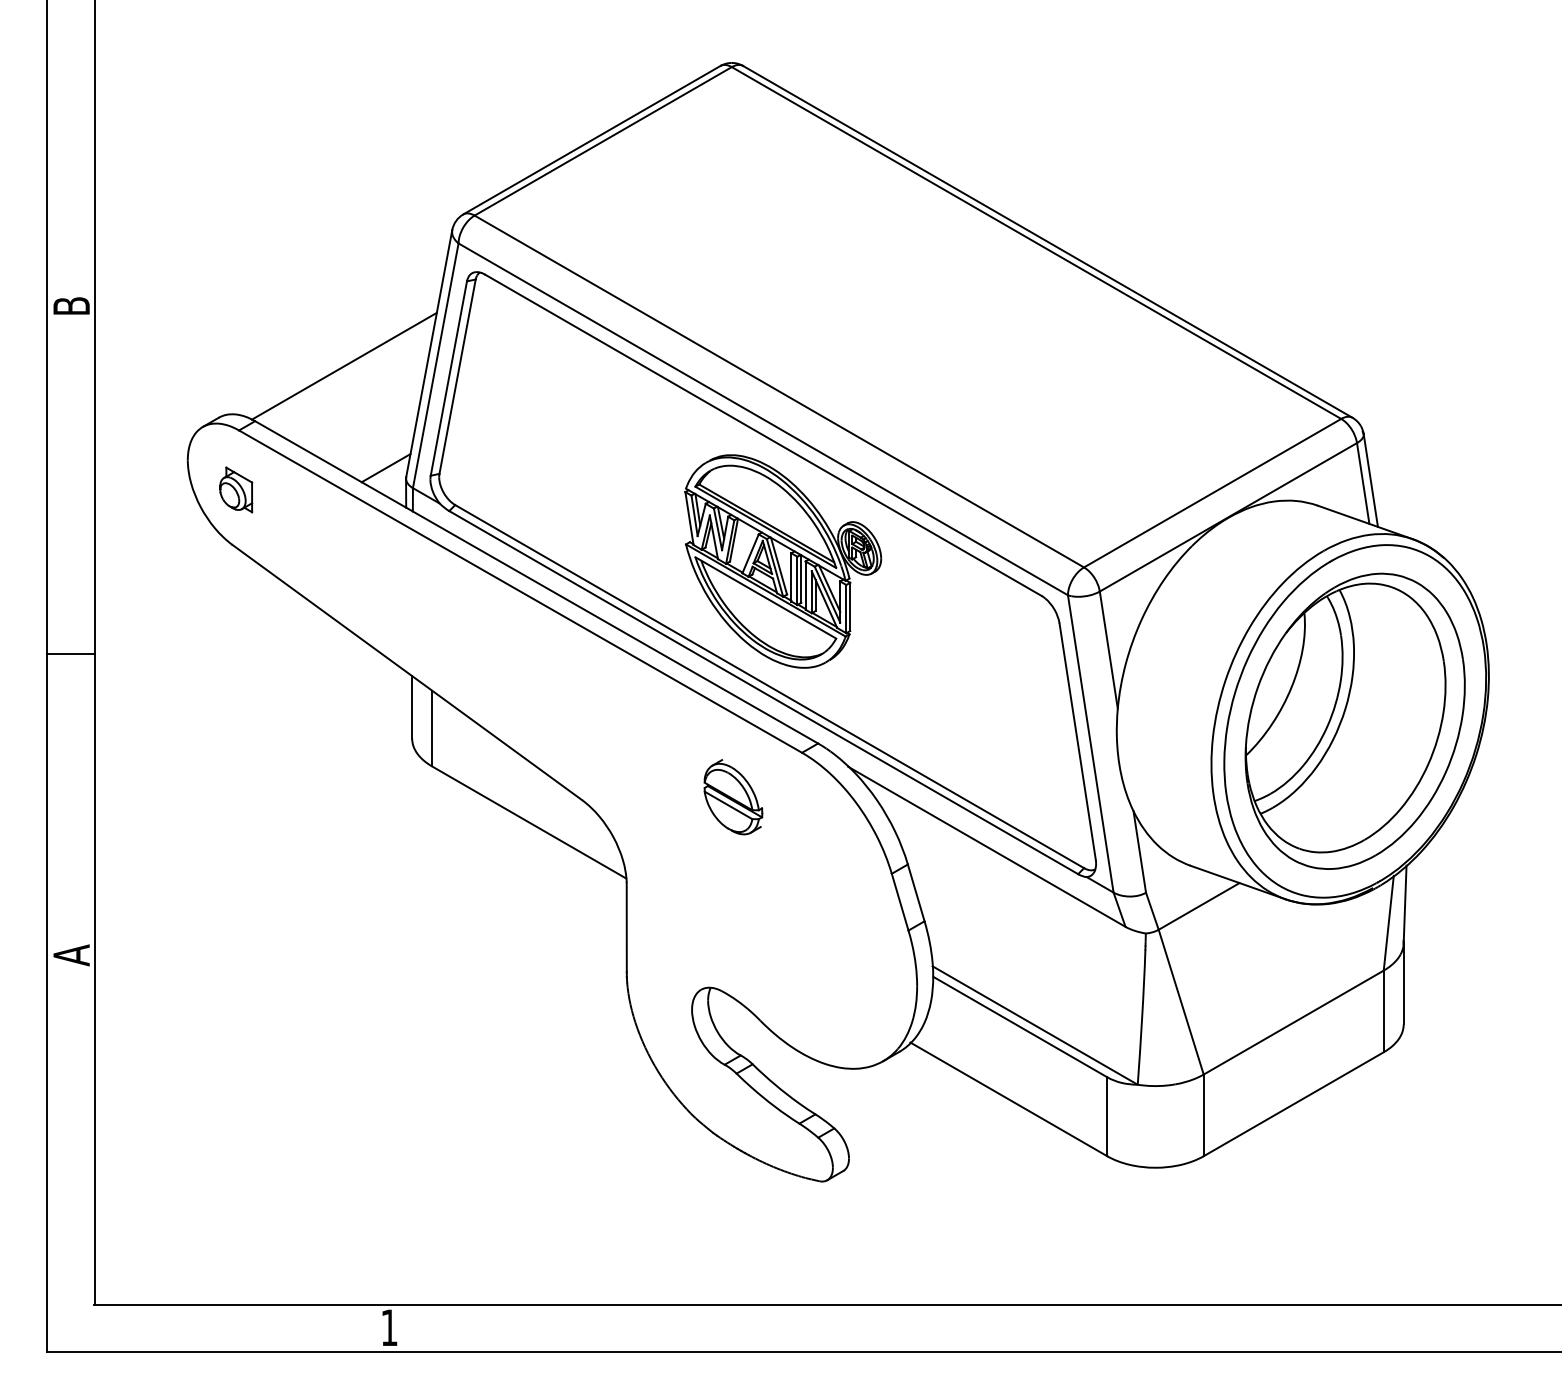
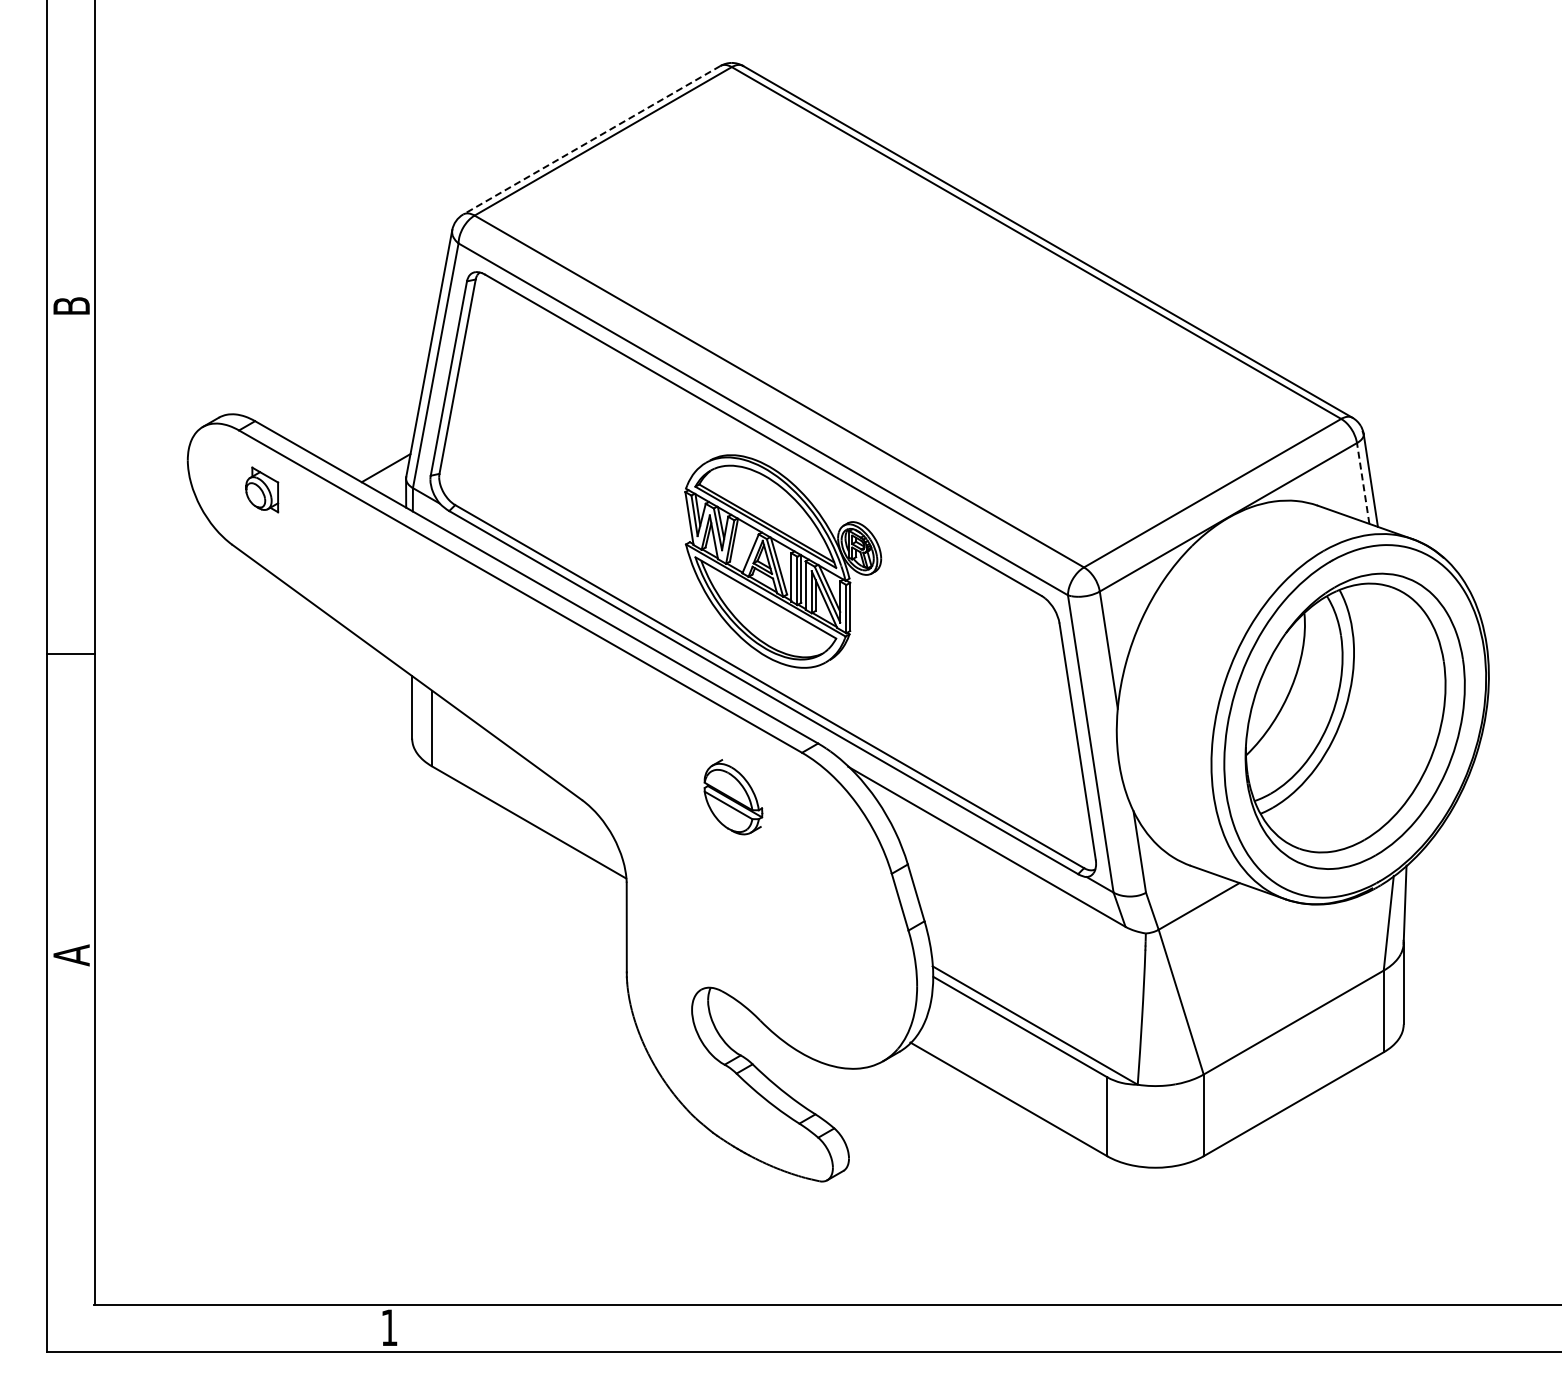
line: solid -> dashed (591, 140)
line: present -> none (343, 365)
line: solid -> dashed (1363, 483)
part position: (236, 489) -> (262, 489) (262, 489)
